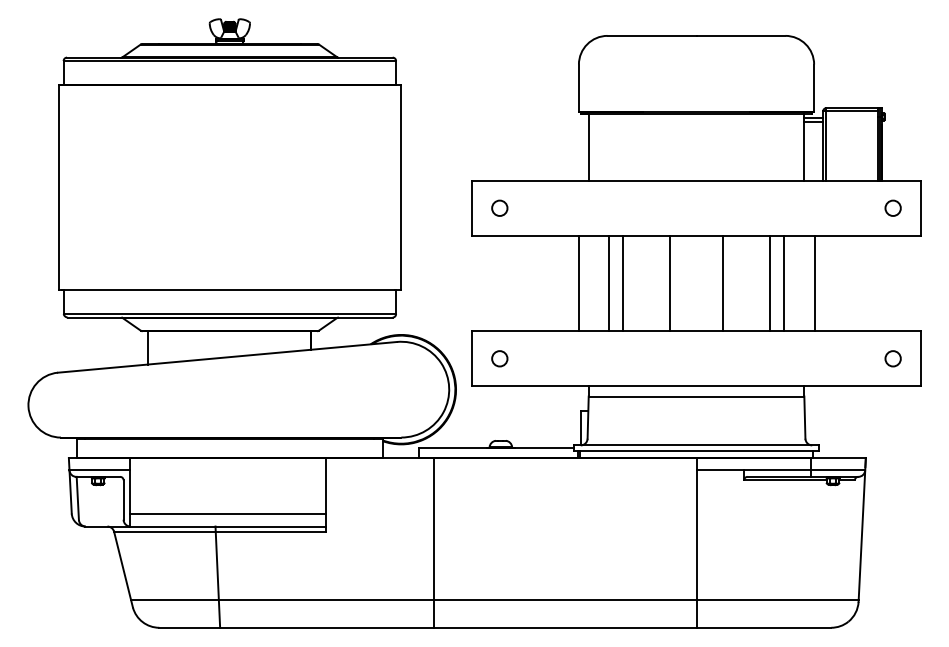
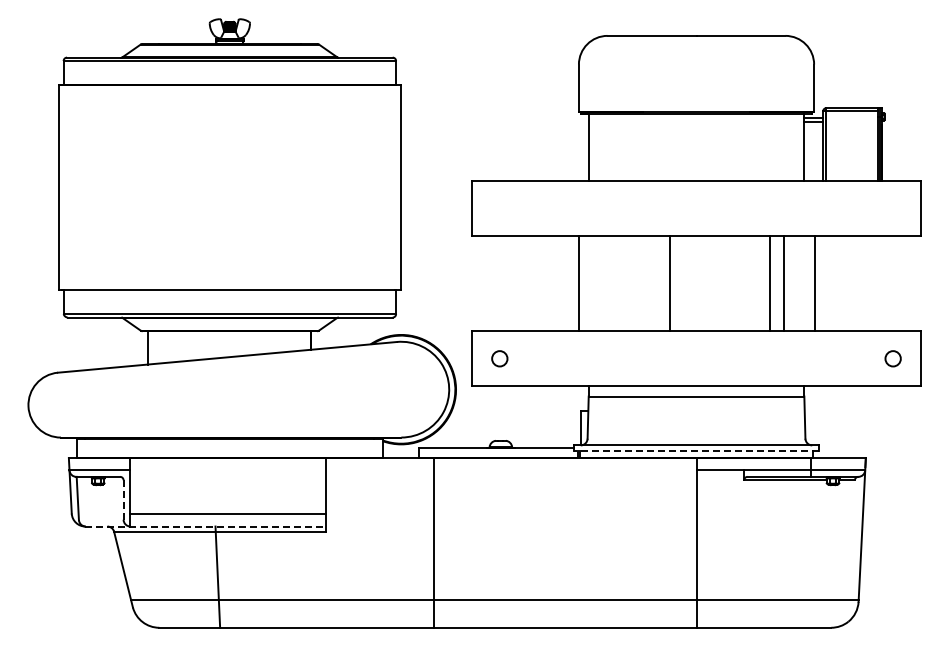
circle: present -> none (499, 207)
circle: present -> none (892, 207)
line: present -> none (609, 283)
line: present -> none (622, 283)
line: present -> none (722, 283)
line: solid -> dashed (696, 451)
line: solid -> dashed (123, 499)
line: solid -> dashed (206, 526)
